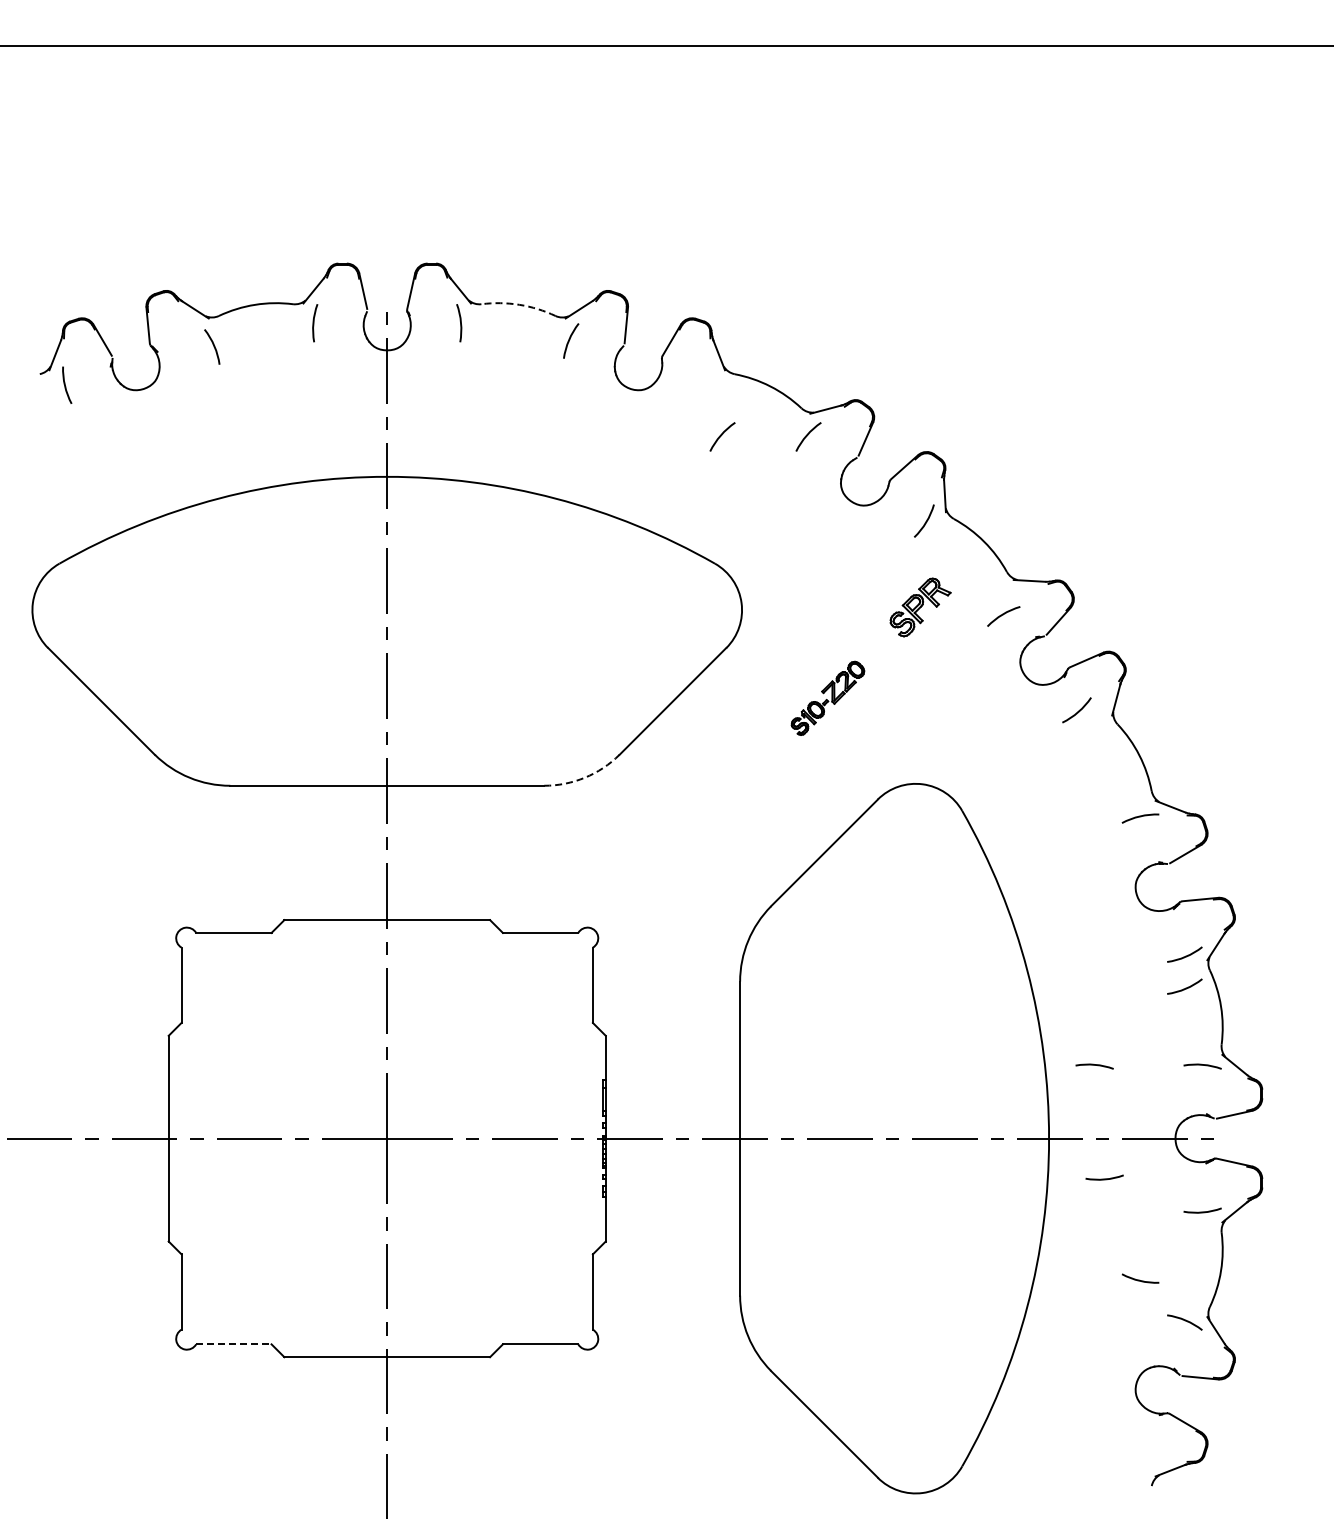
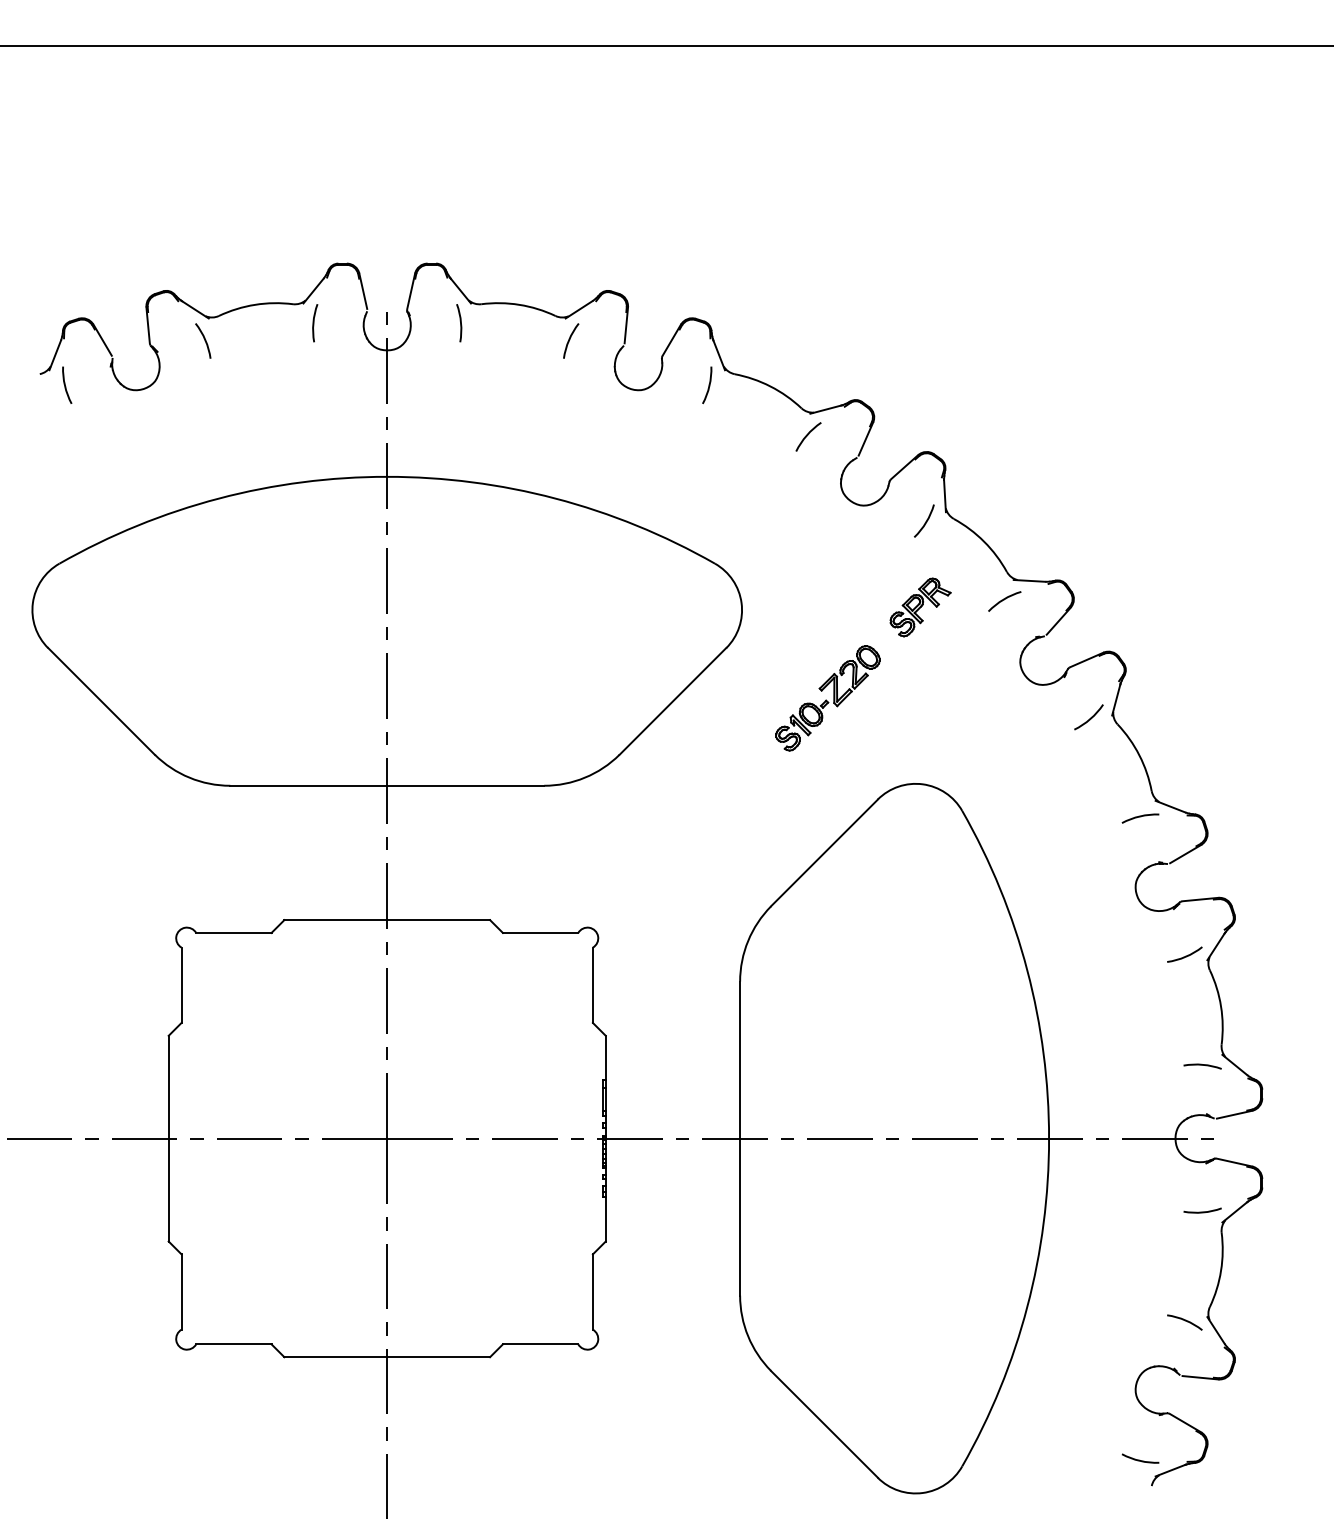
arc: dashed -> solid (519, 304)
arc position: (213, 346) -> (204, 340) (204, 340)
arc: none -> present (708, 385)
arc: present -> none (722, 435)
arc position: (1003, 615) -> (1004, 600) (1004, 600)
part size: 76x76 px -> 106x107 px (827, 698)
arc position: (1077, 711) -> (1089, 718) (1089, 718)
arc: dashed -> solid (584, 777)
arc: present -> none (1185, 987)
arc: present -> none (1094, 1065)
arc: present -> none (1104, 1178)
arc position: (1139, 1279) -> (1139, 1459) (1139, 1459)
line: dashed -> solid (233, 1344)
